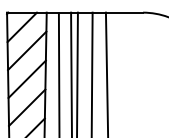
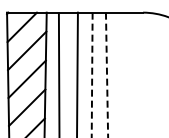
line: present -> none (71, 73)
line: solid -> dashed (92, 75)
line: solid -> dashed (107, 75)
